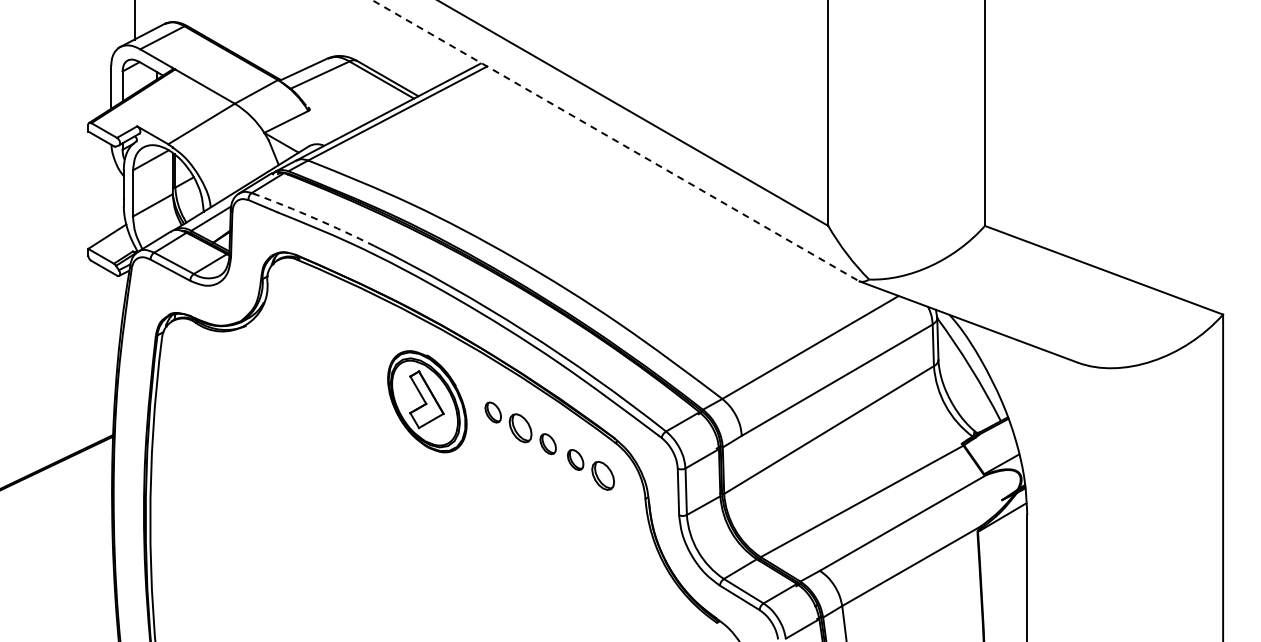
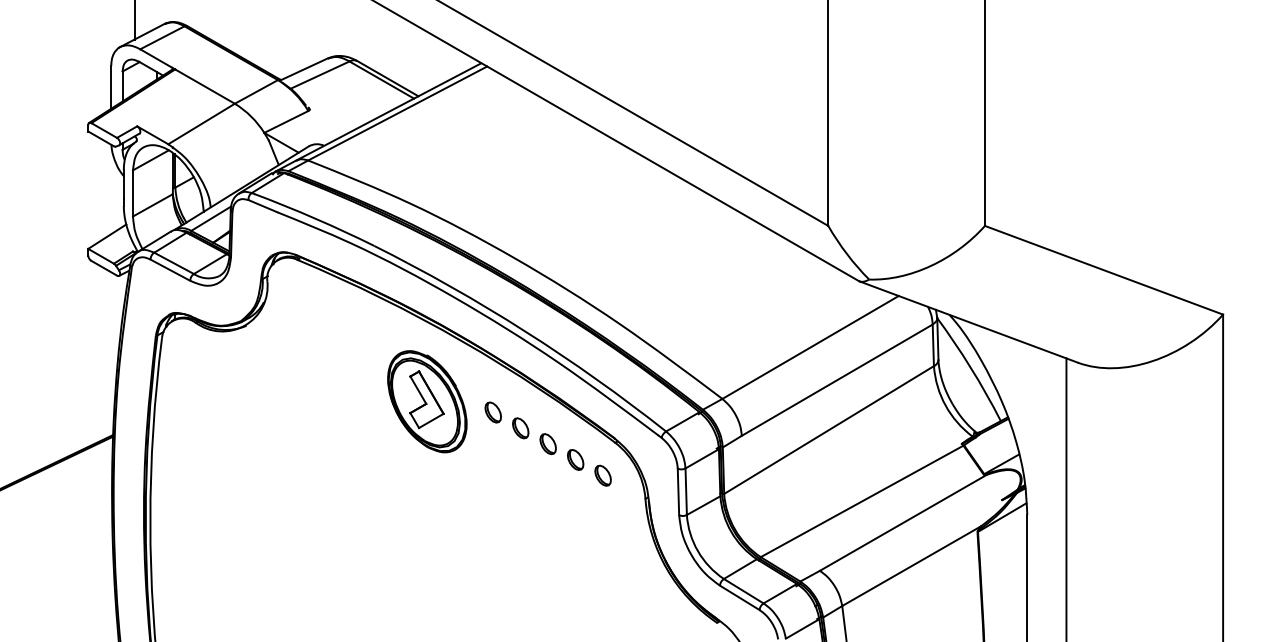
line: dashed -> solid (615, 140)
arc: dashed -> solid (315, 218)
part size: 25x31 px -> 18x23 px (520, 428)
part size: 24x30 px -> 18x23 px (602, 475)
line: none -> present (1066, 498)
